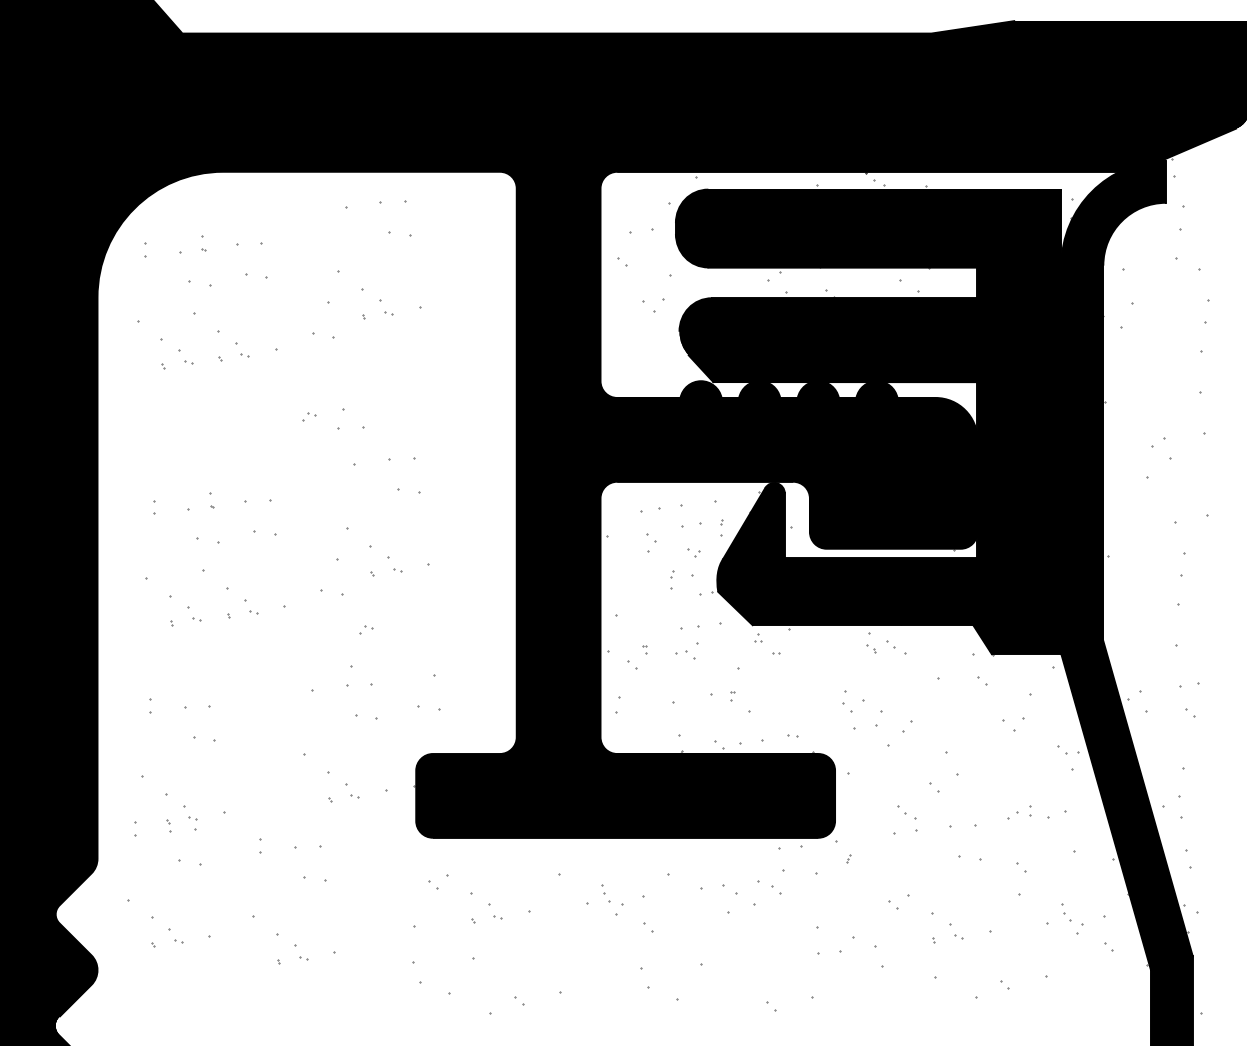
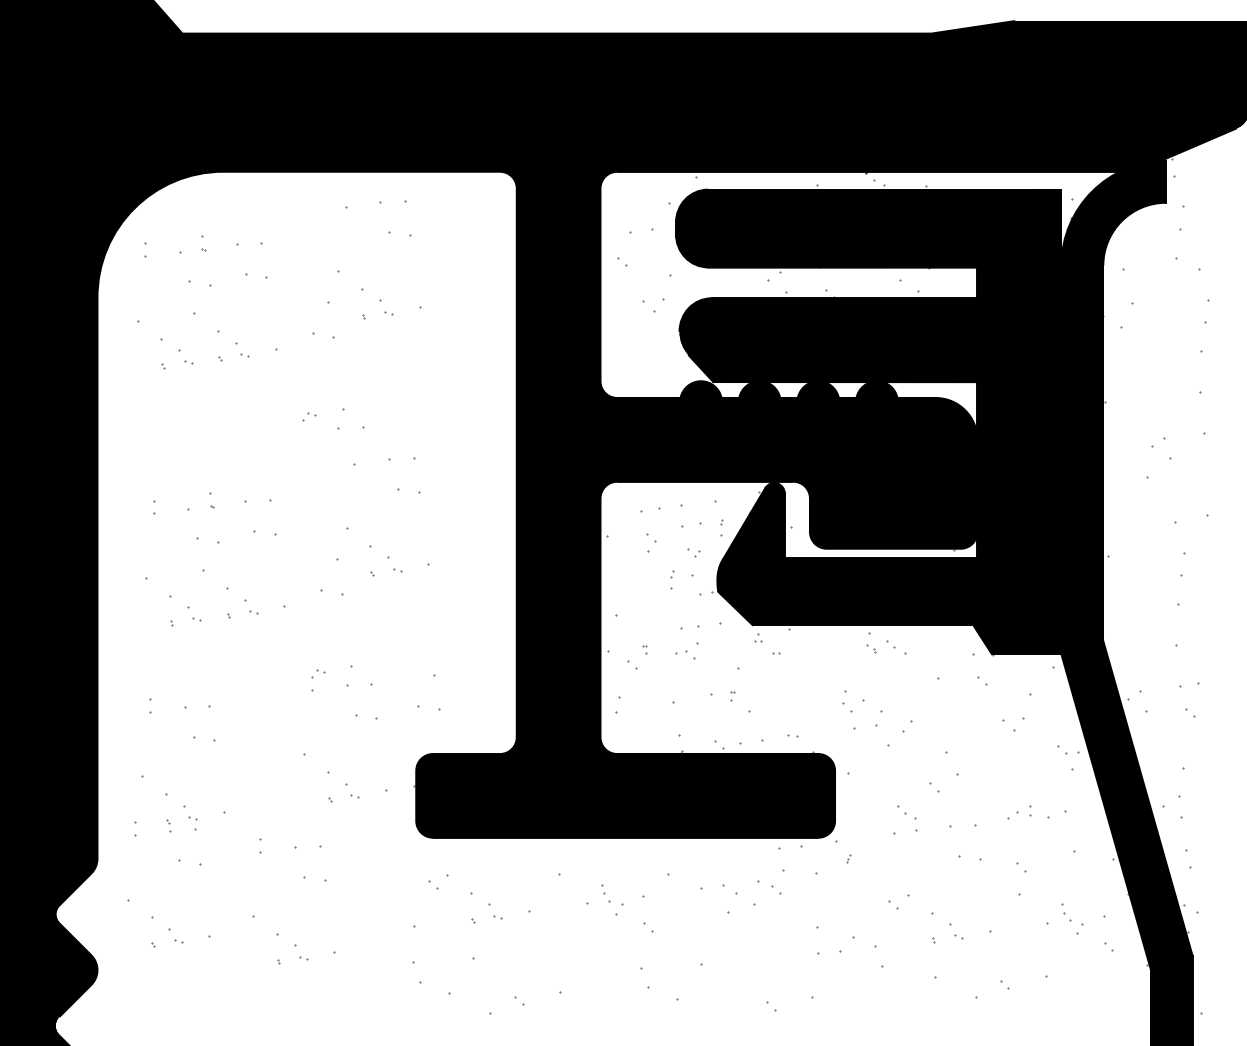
part position: (366, 629) -> (318, 673) (318, 673)
